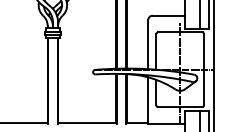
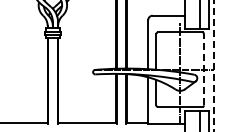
line: solid -> dashed (213, 65)
line: solid -> dashed (204, 69)
